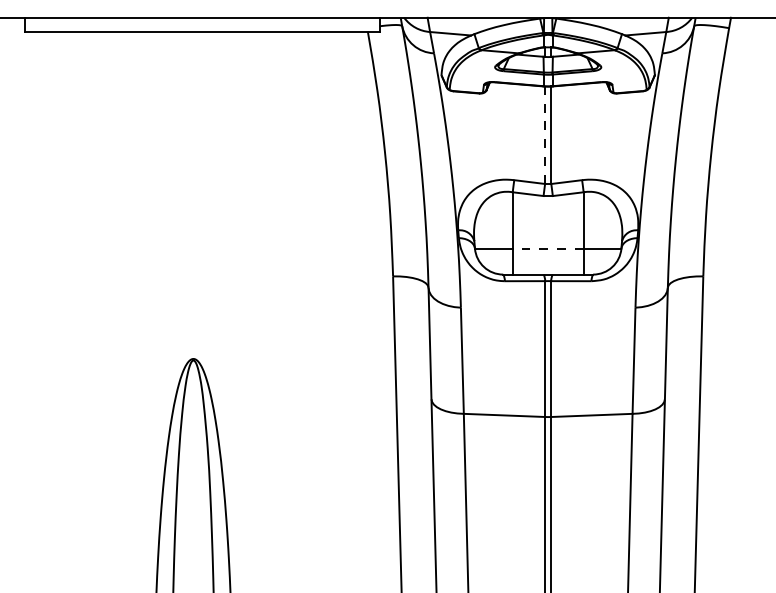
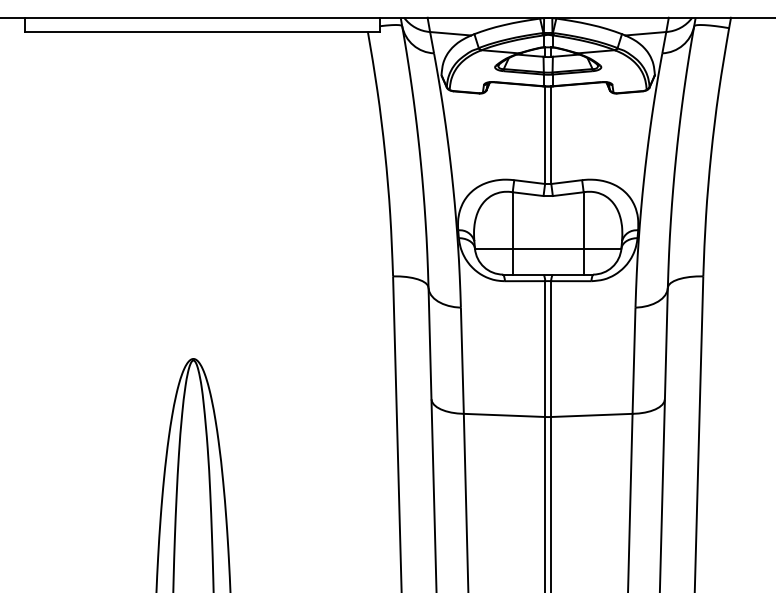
line: dashed -> solid (545, 134)
line: dashed -> solid (547, 248)
